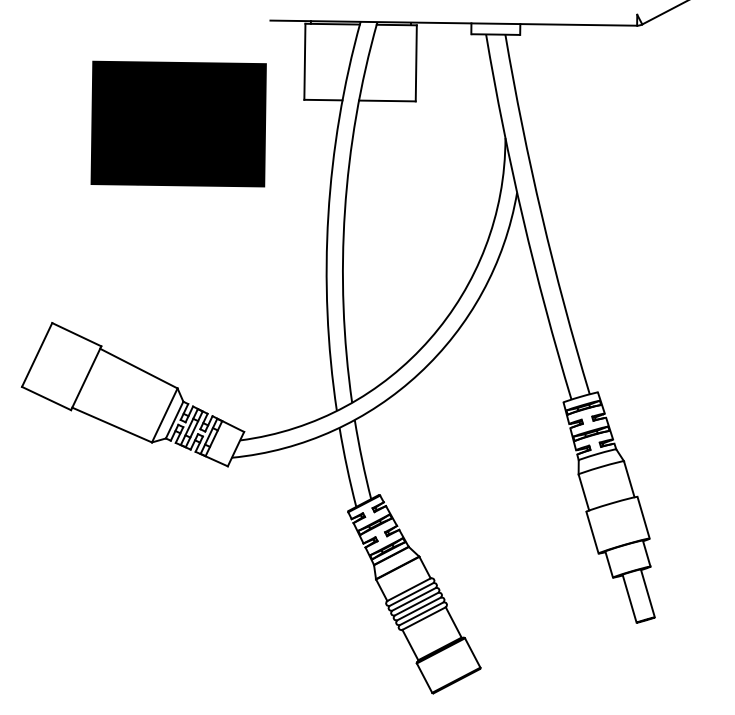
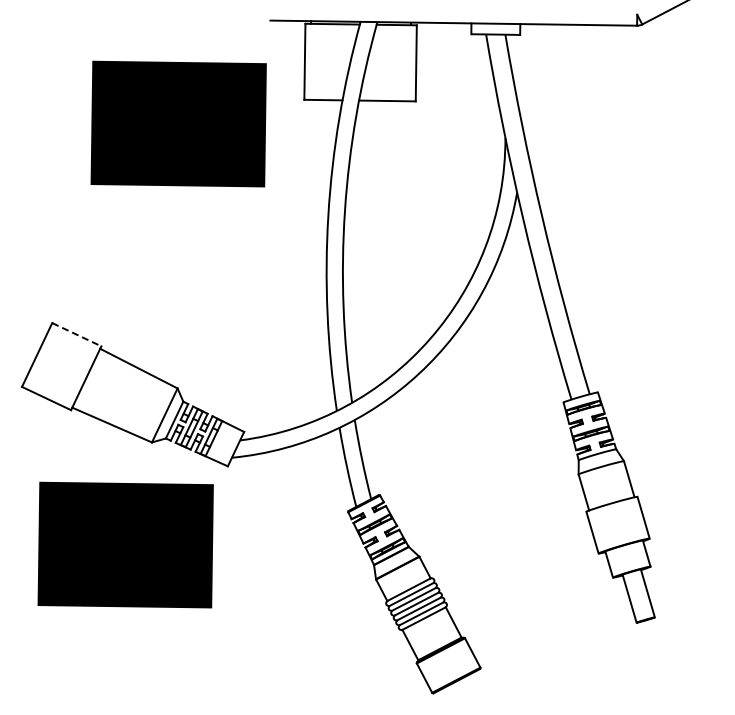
line: solid -> dashed (77, 334)
part: none -> present (125, 544)
